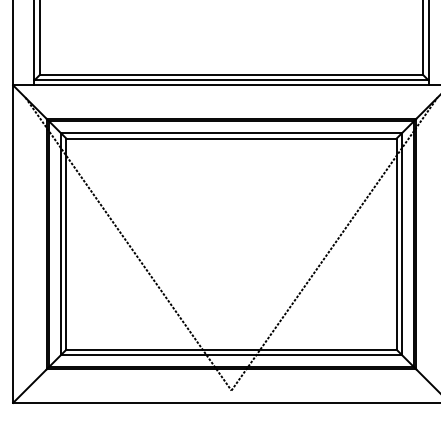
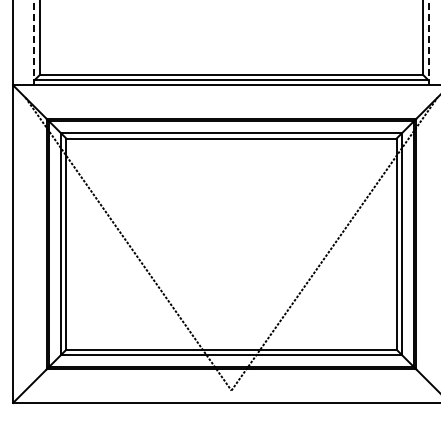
line: solid -> dashed (34, 43)
line: solid -> dashed (428, 43)
